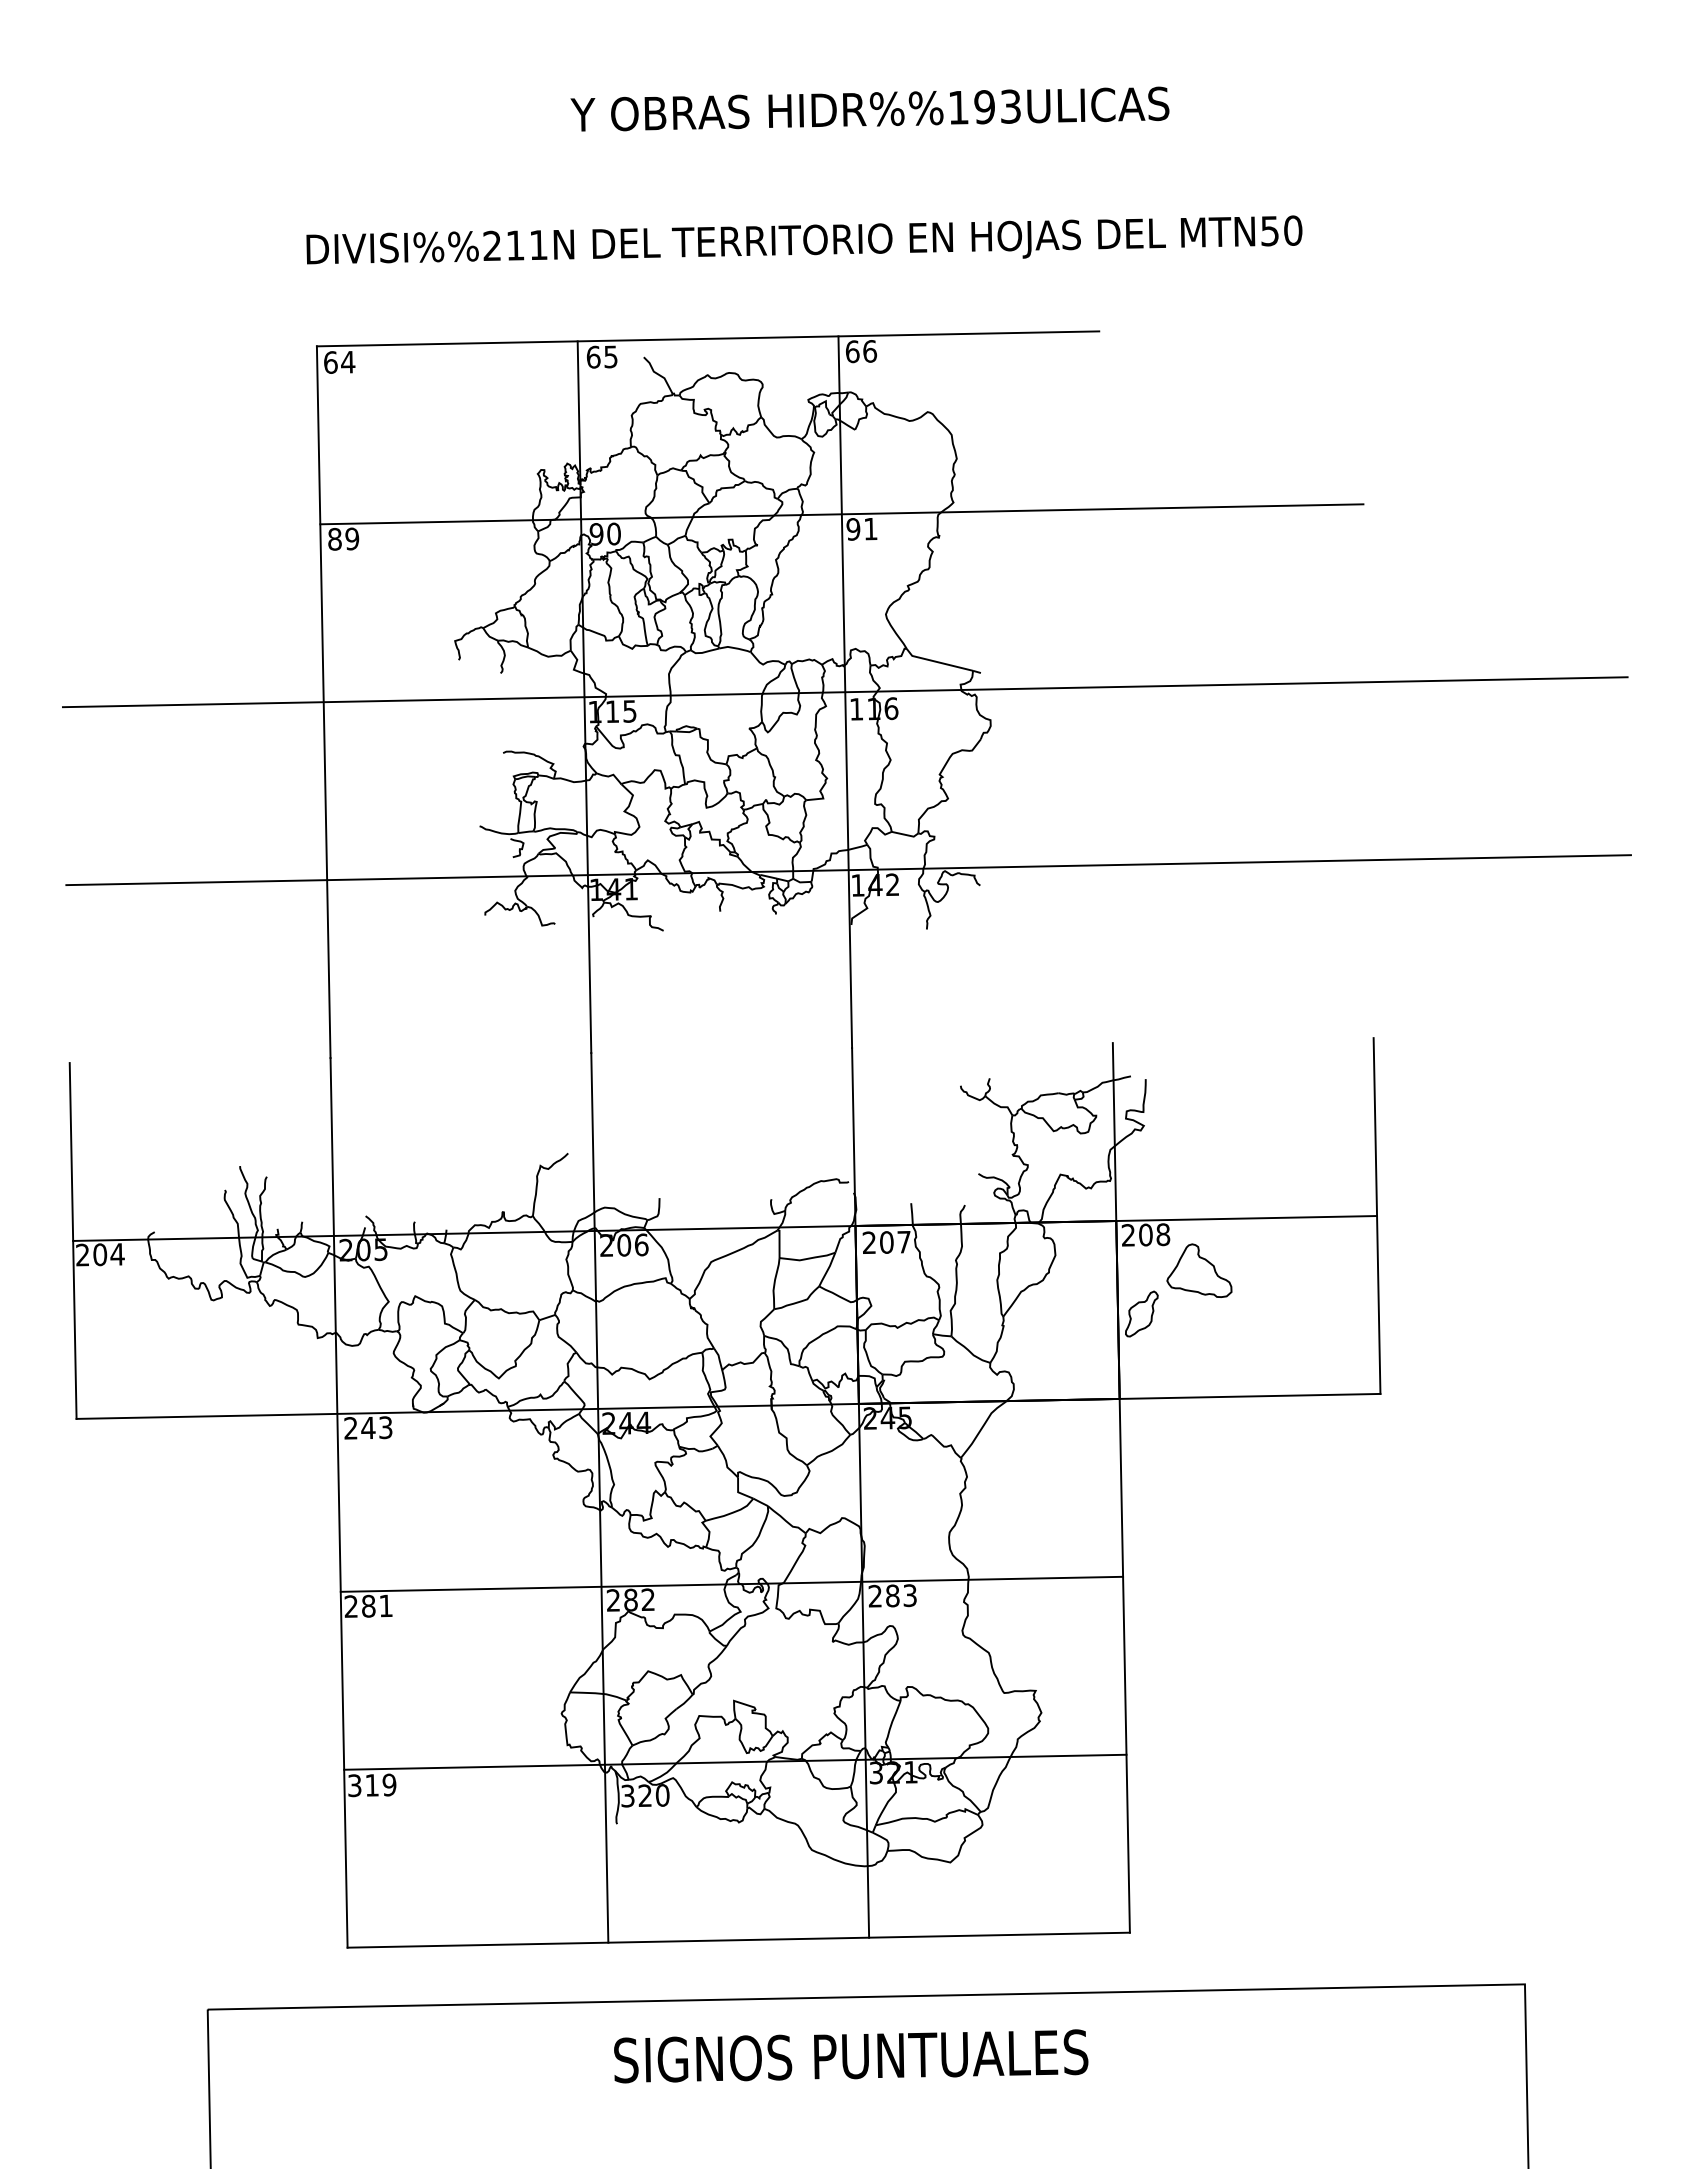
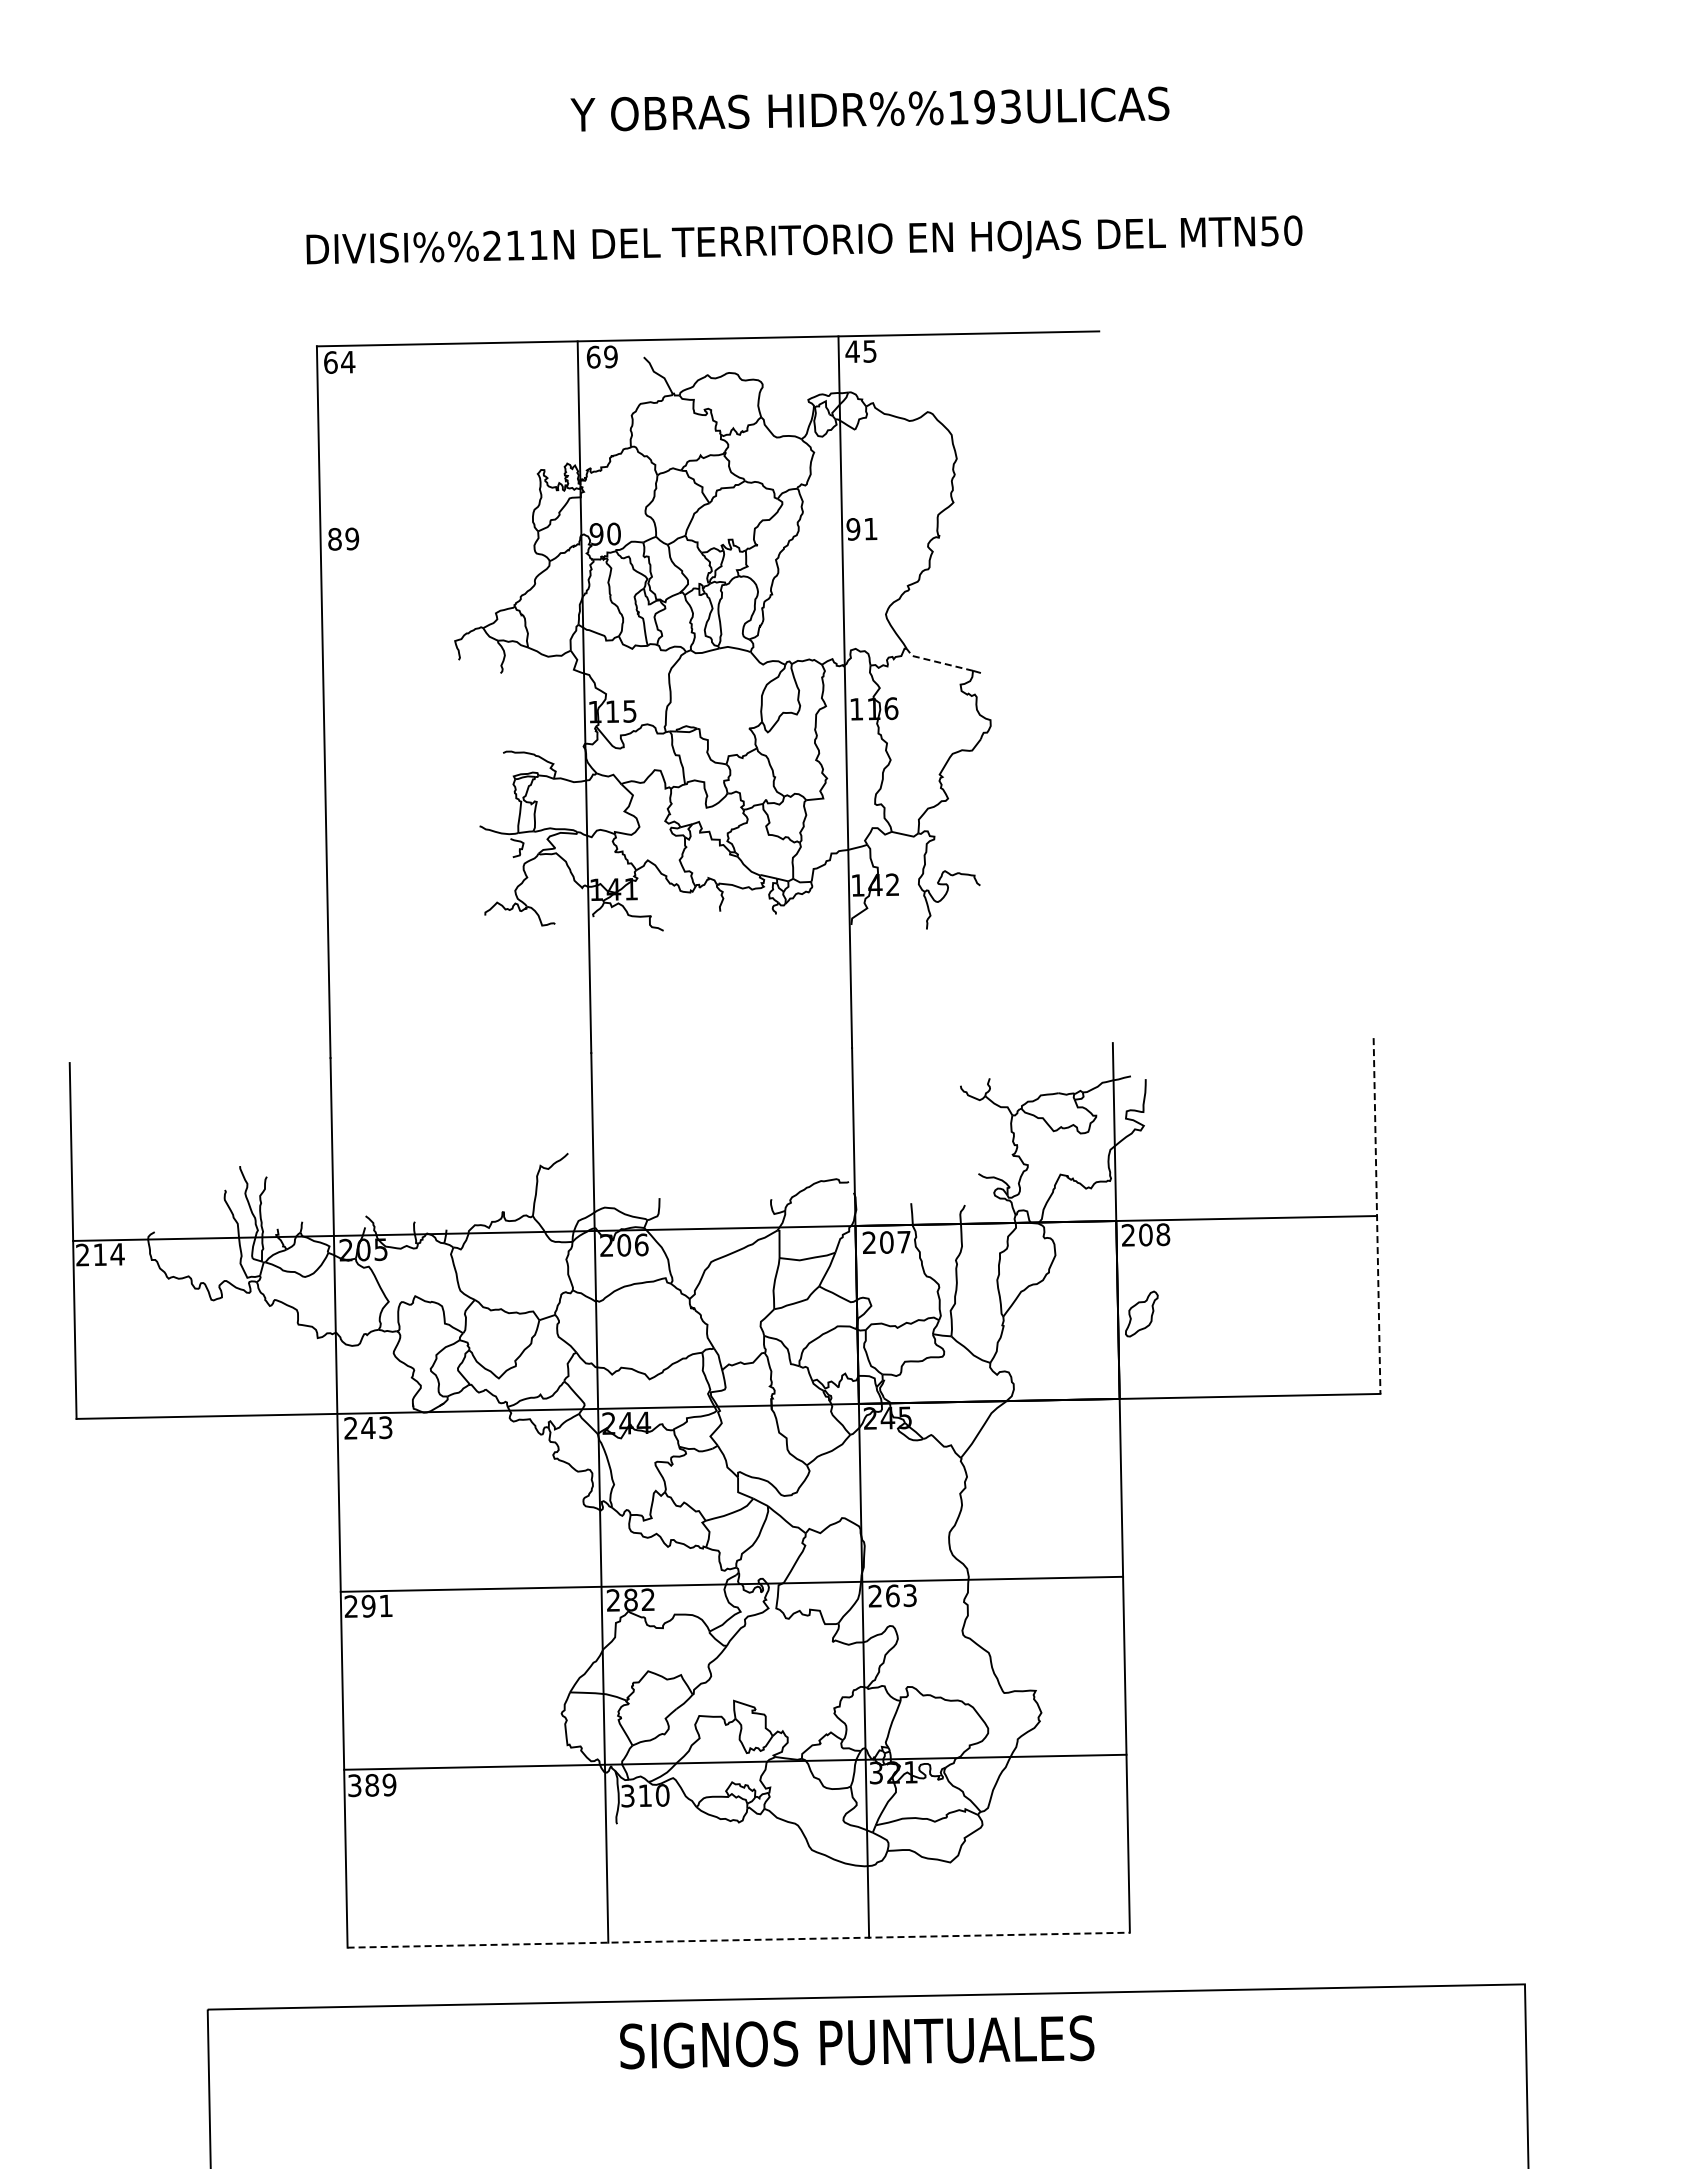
text: 66 -> 45 (861, 351)
text: 65 -> 69 (610, 356)
line: present -> none (841, 514)
line: solid -> dashed (937, 662)
line: present -> none (844, 692)
line: present -> none (848, 870)
line: solid -> dashed (1377, 1216)
text: 204 -> 214 (100, 1254)
part: present -> none (1199, 1270)
text: 283 -> 263 (892, 1595)
text: 281 -> 291 (368, 1606)
text: 319 -> 389 (372, 1785)
text: 320 -> 310 (644, 1795)
line: solid -> dashed (739, 1940)
text position: (851, 2056) -> (857, 2042) (857, 2042)
